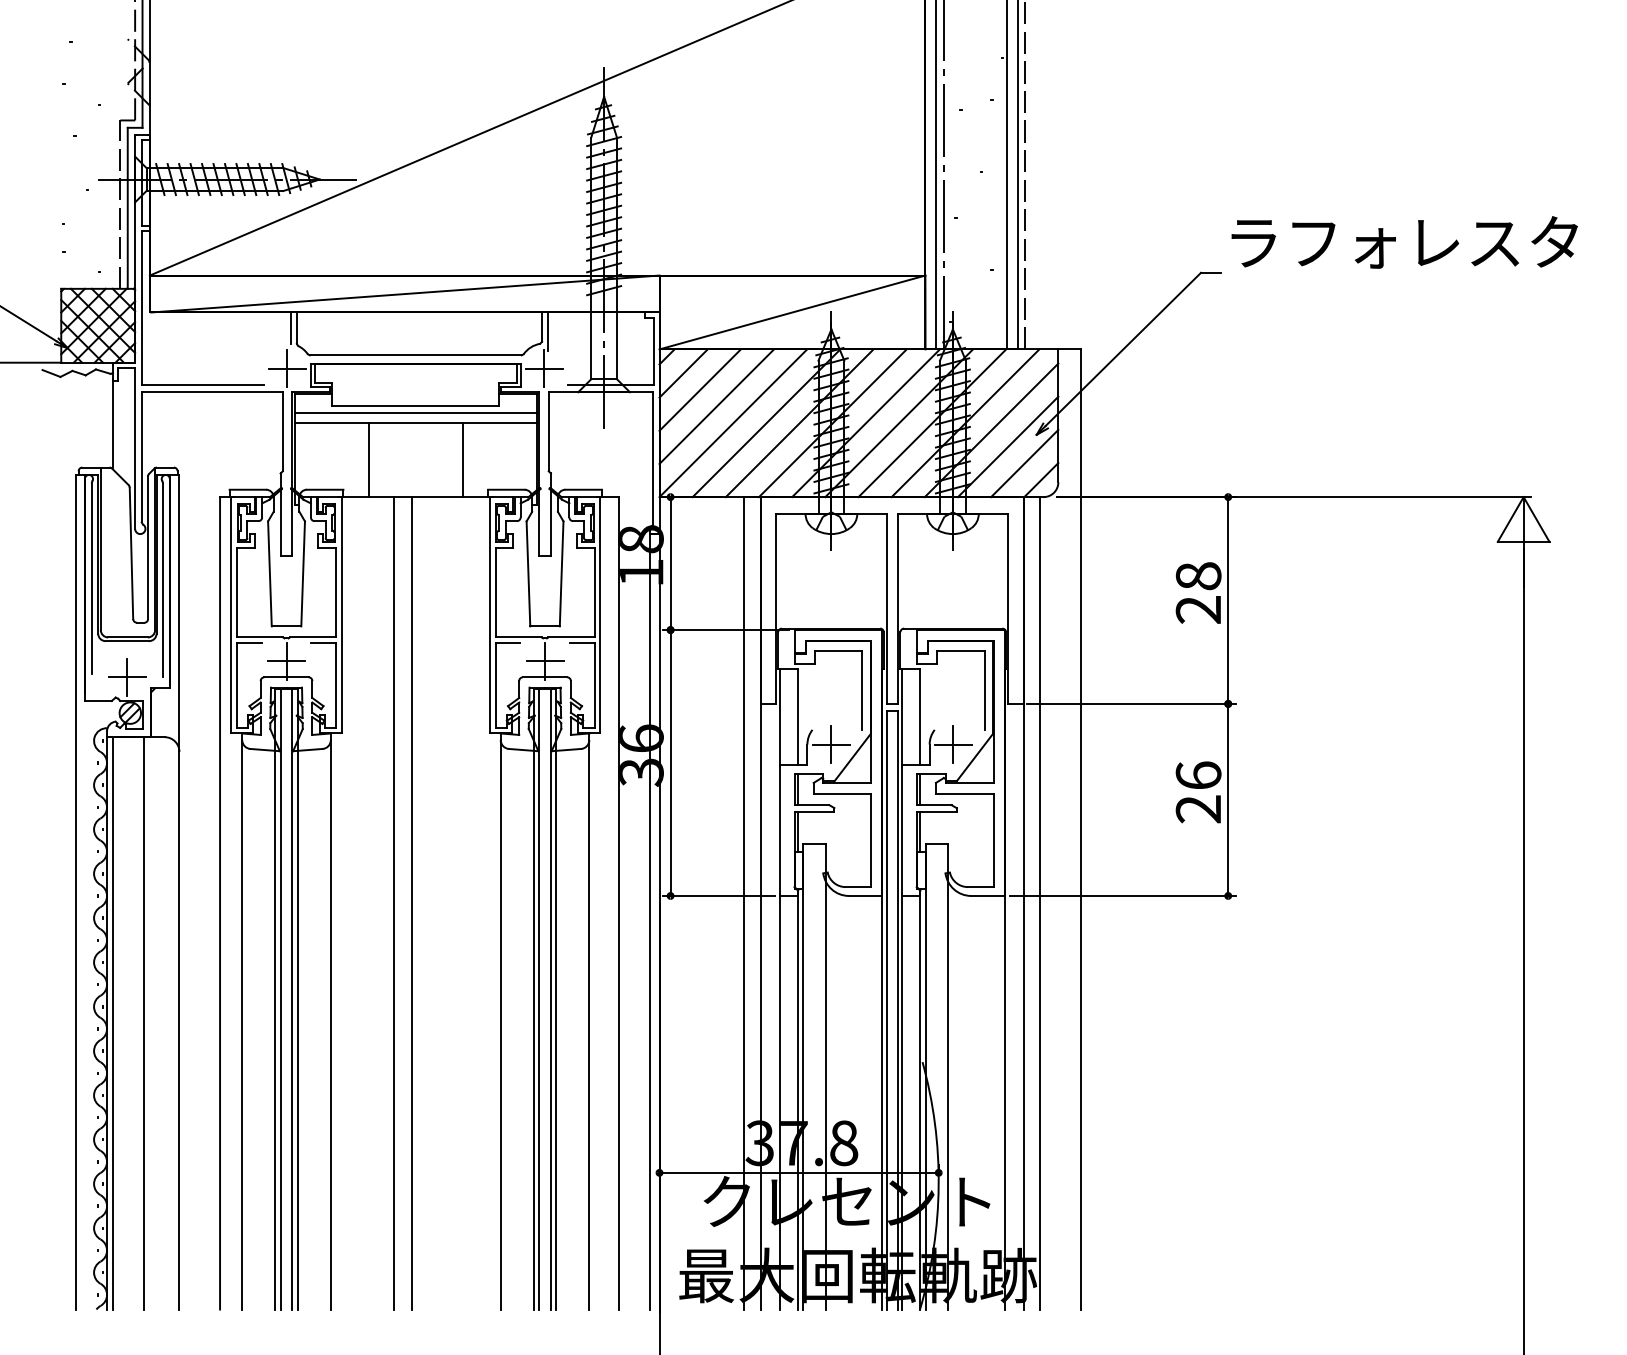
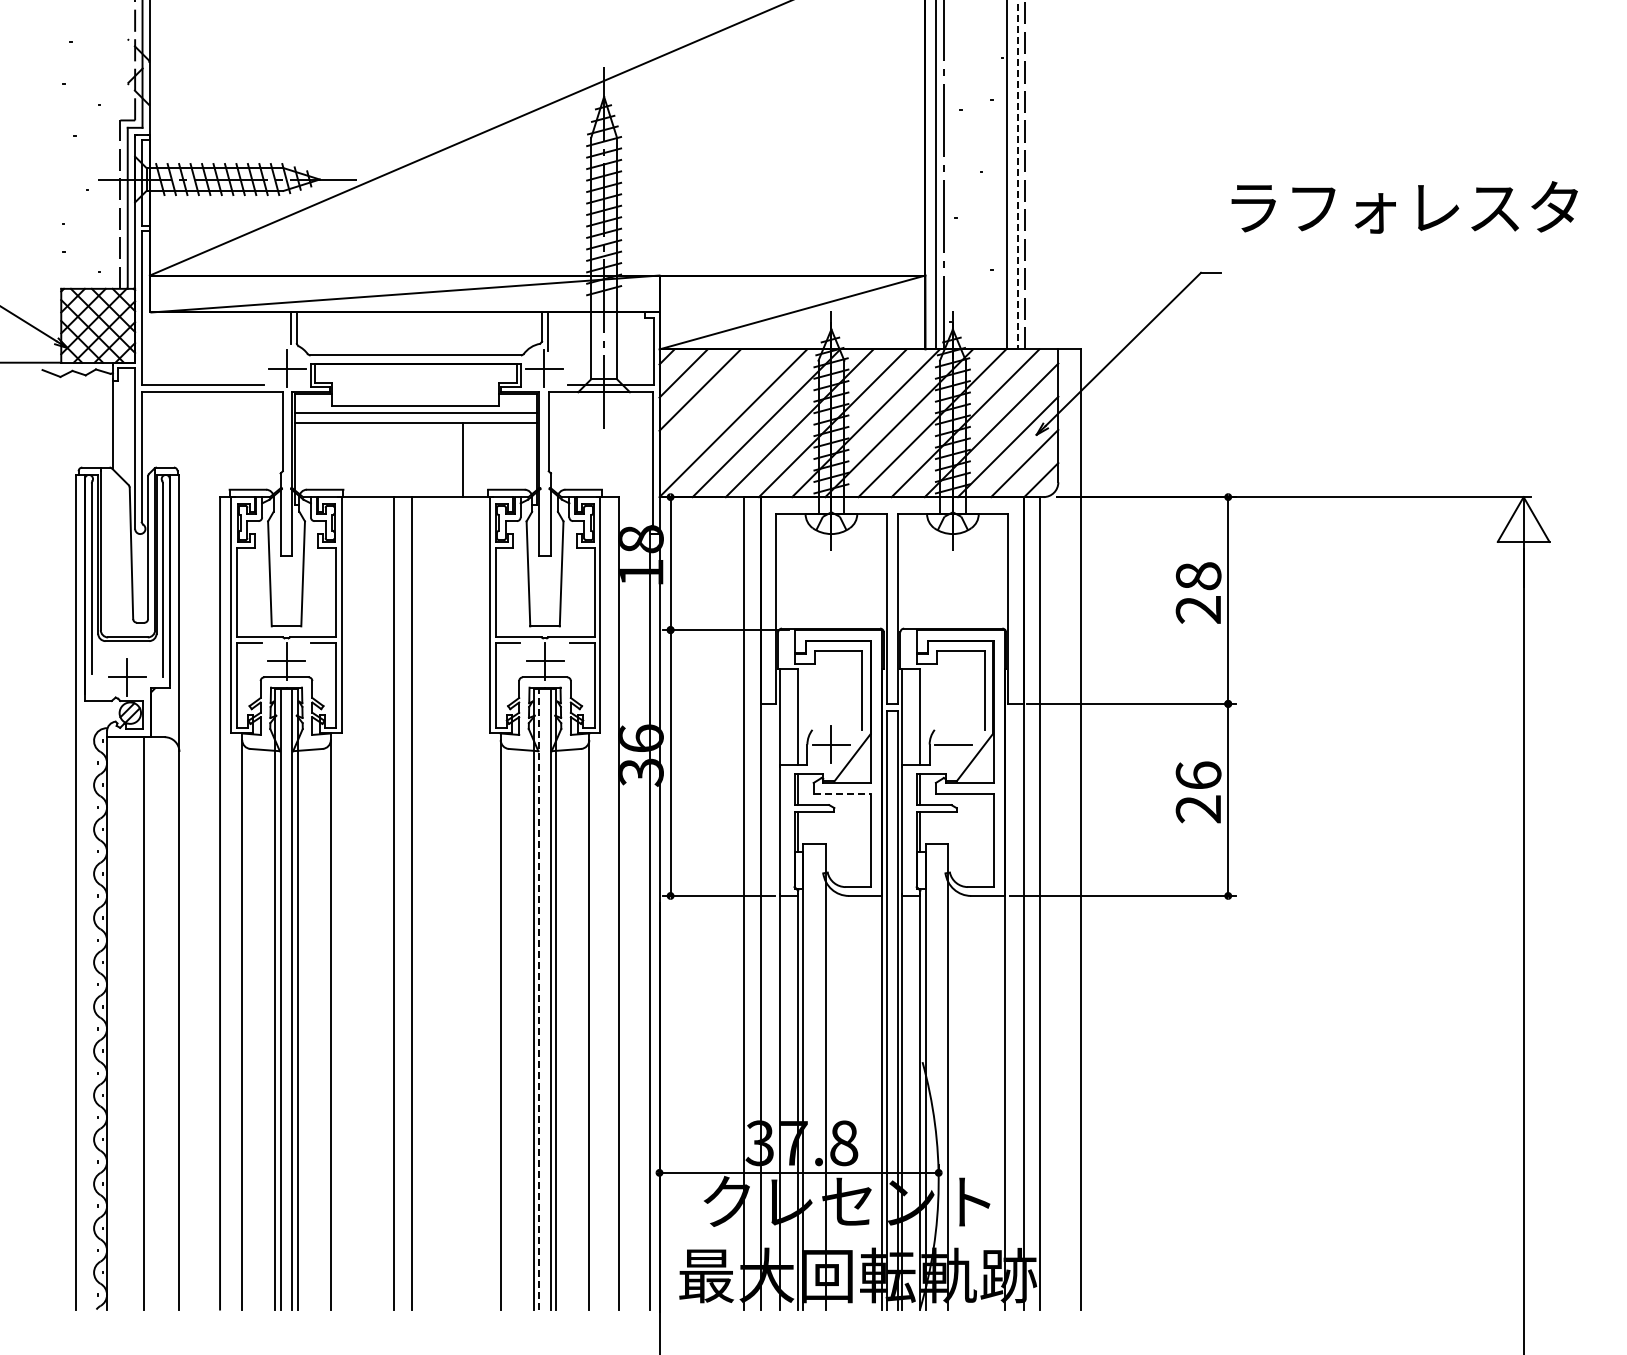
line: solid -> dashed (1017, 175)
text position: (1404, 242) -> (1404, 207) (1404, 207)
line: present -> none (716, 406)
line: present -> none (368, 460)
line: present -> none (953, 744)
line: solid -> dashed (842, 794)
line: solid -> dashed (539, 998)
line: present -> none (112, 1023)
